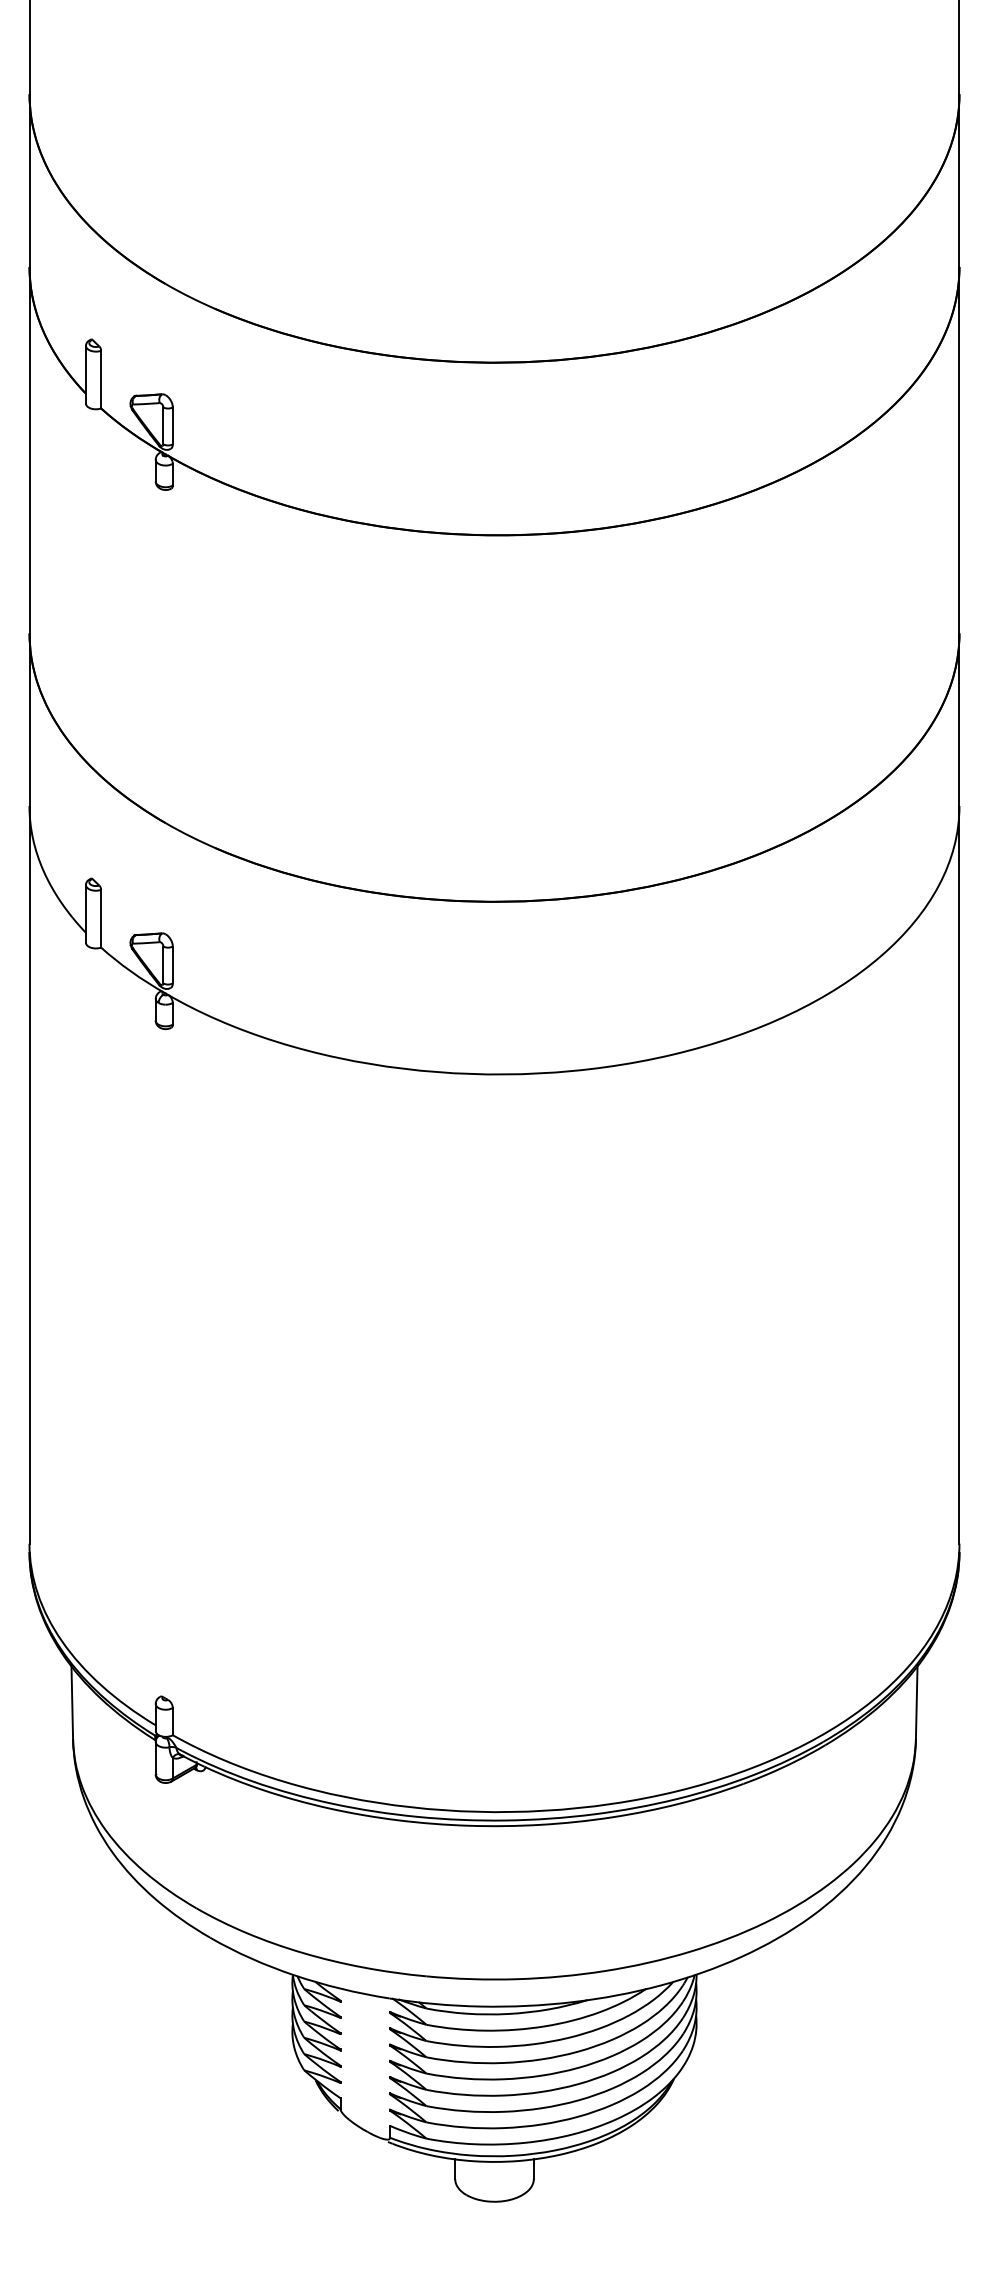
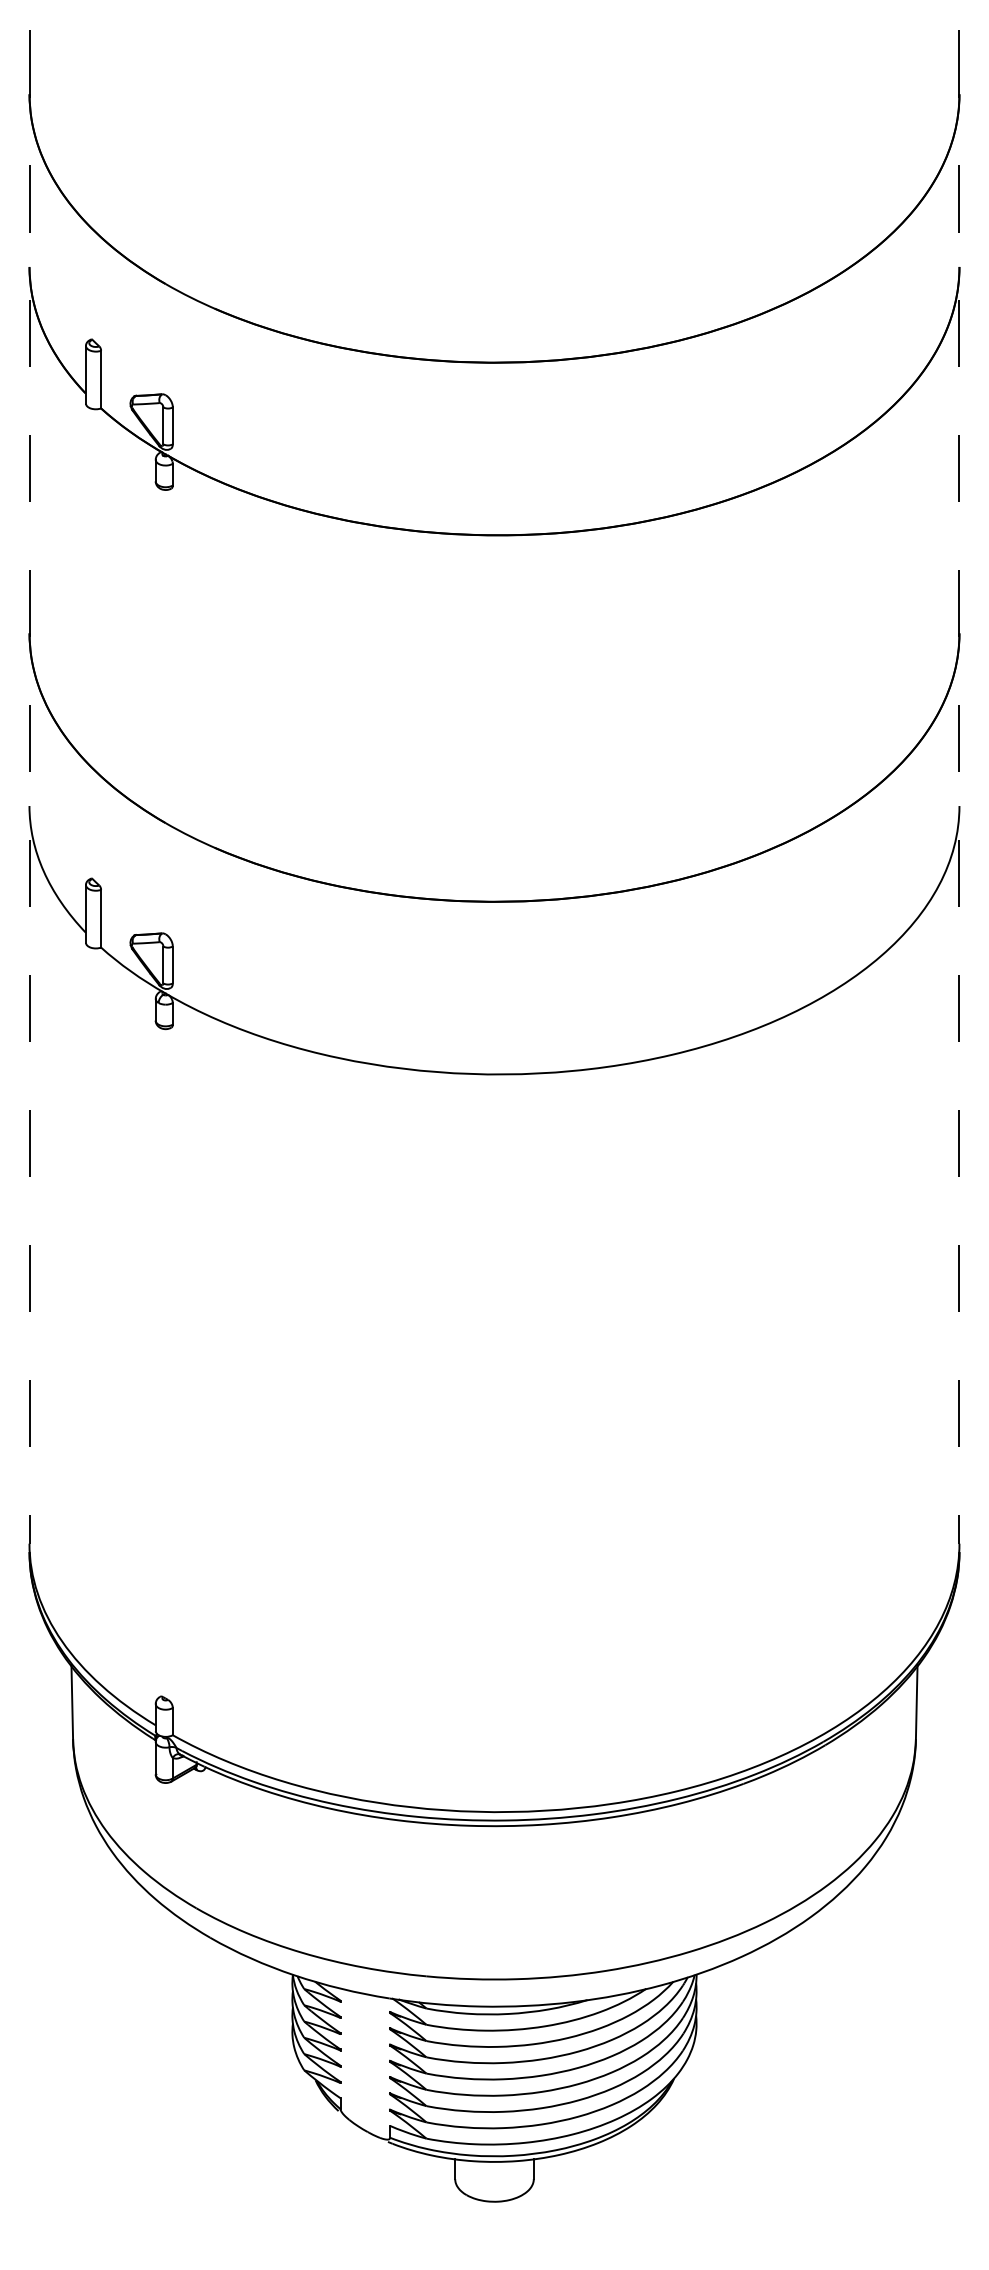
line: solid -> dashed (29, 771)
line: solid -> dashed (959, 771)
